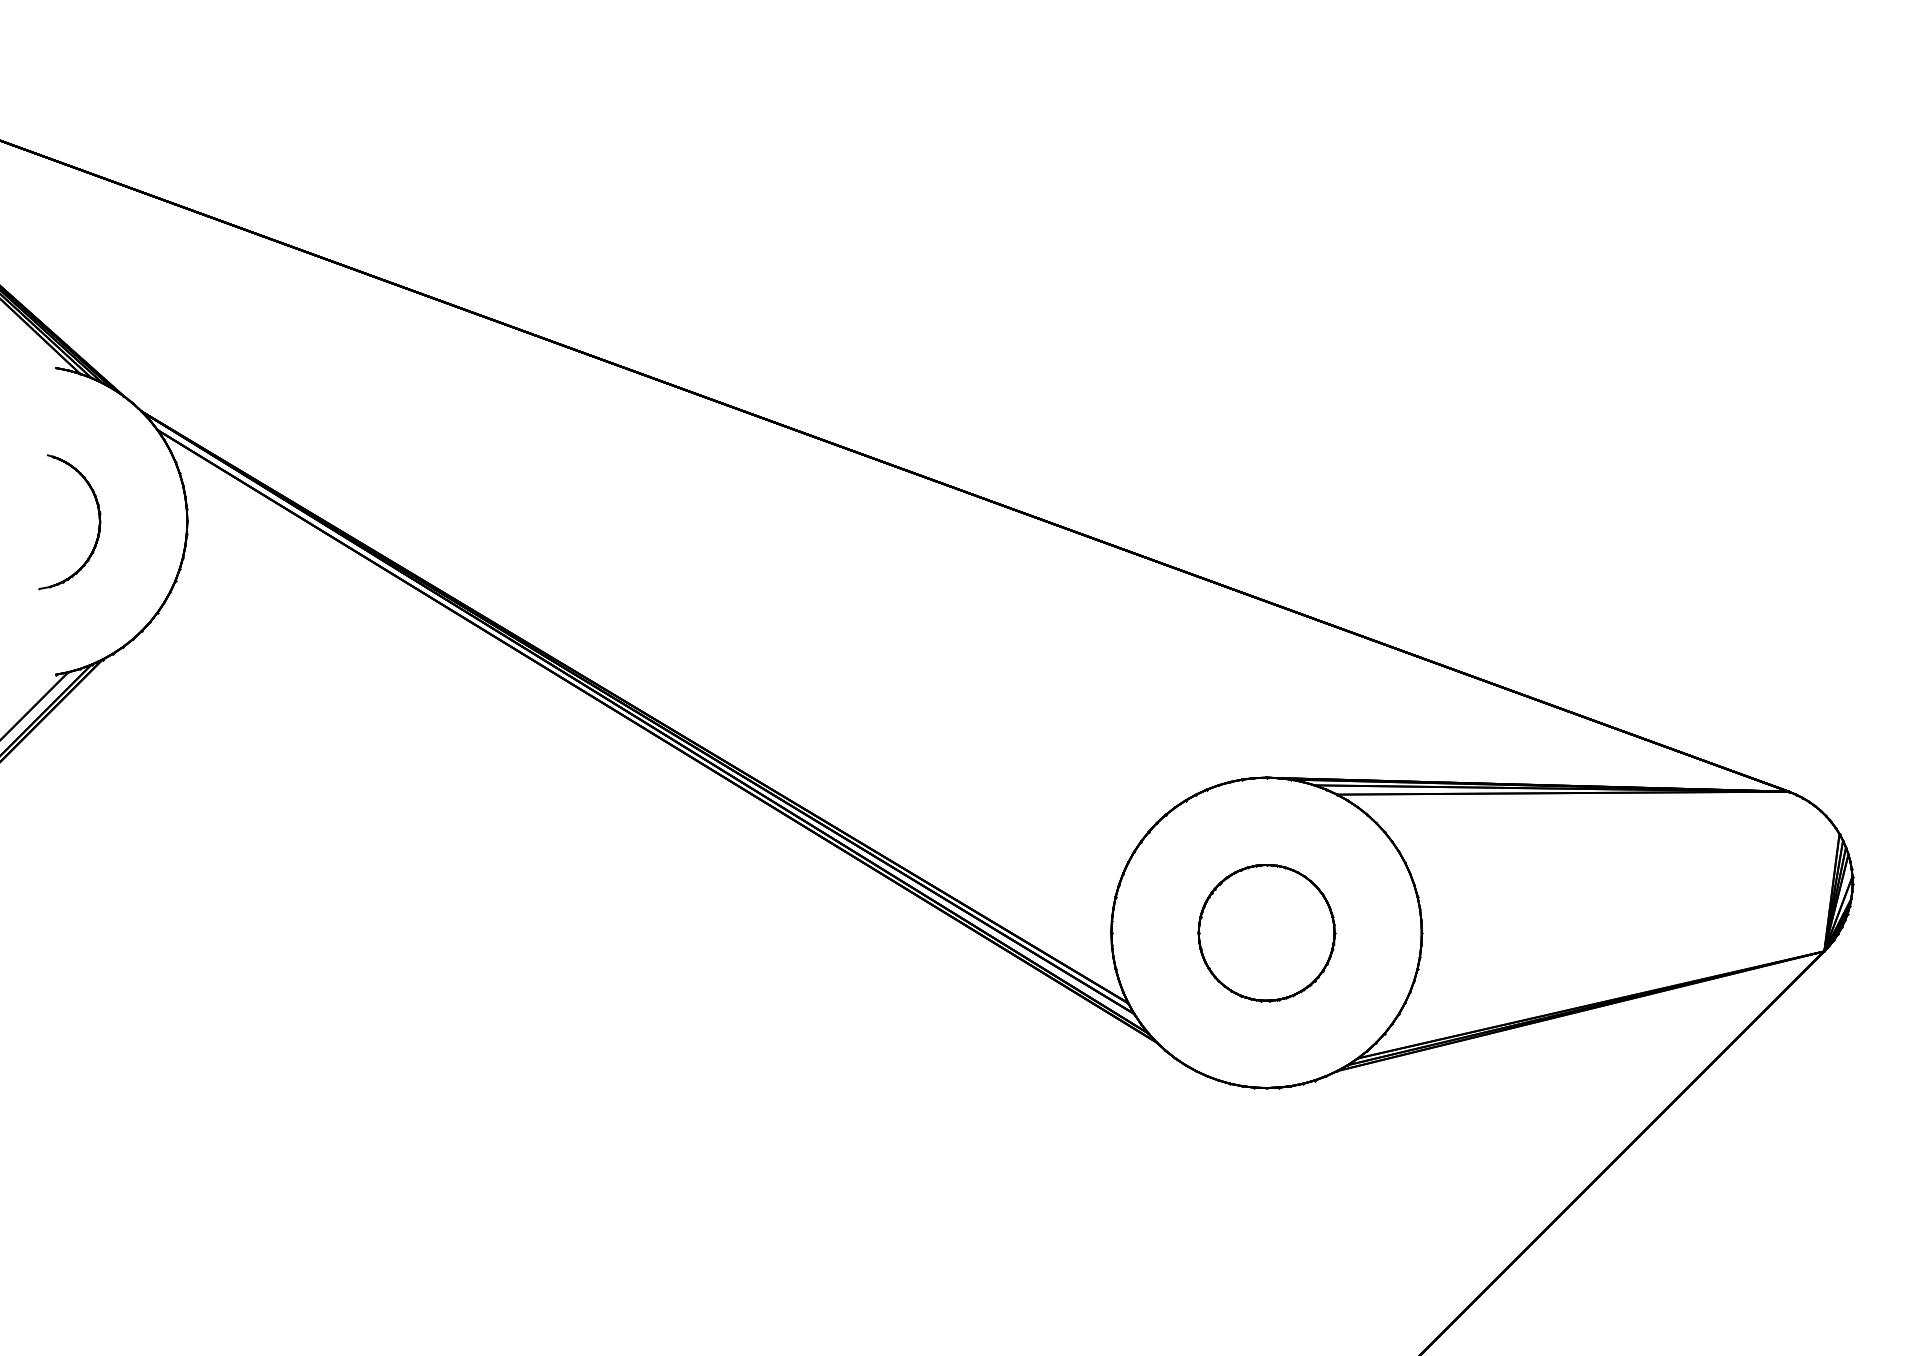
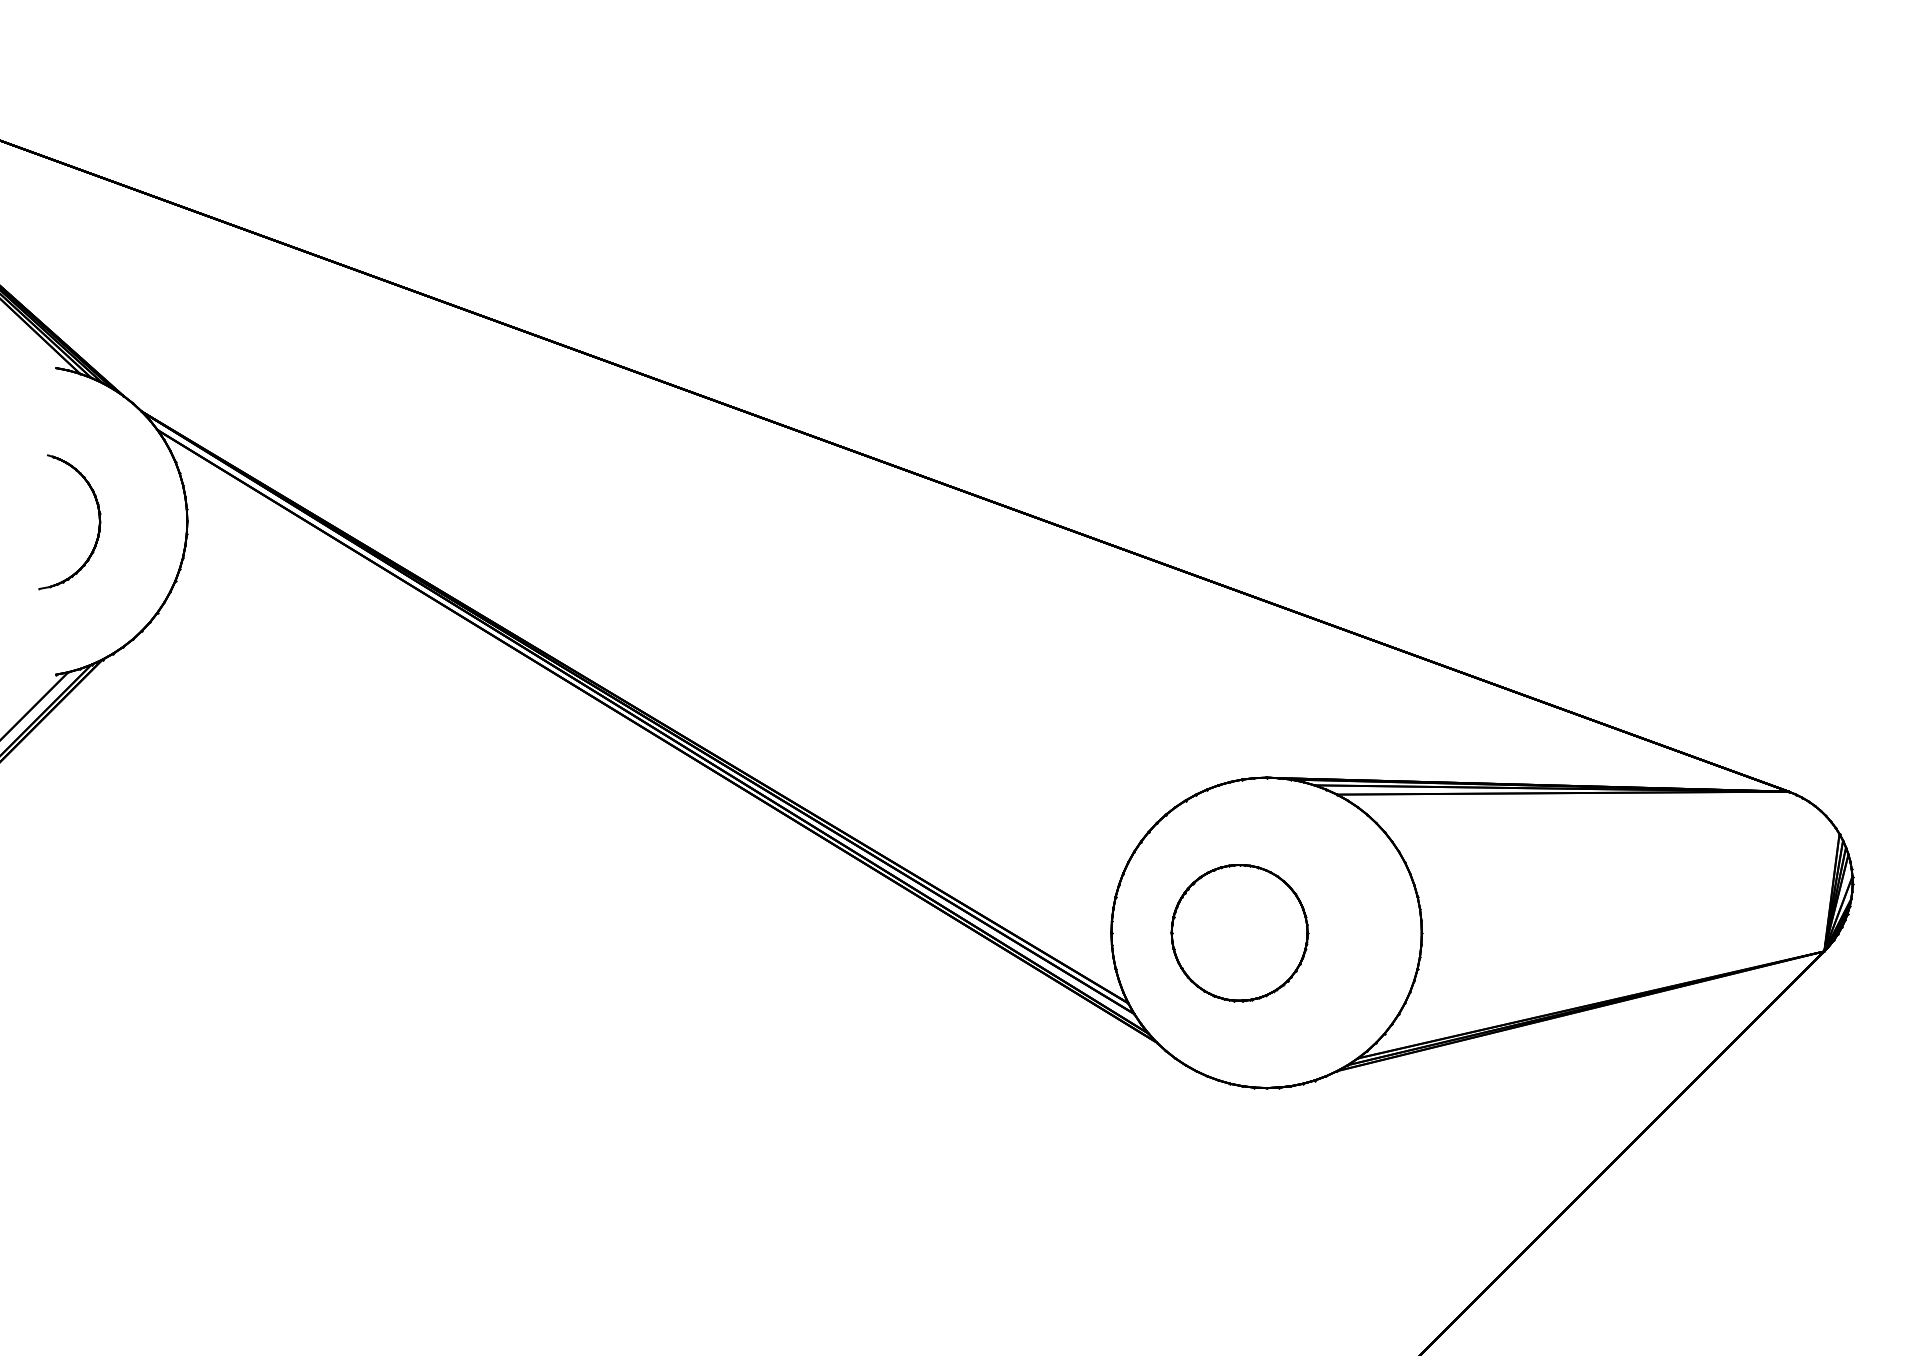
part position: (1266, 933) -> (1239, 933) (1239, 933)
